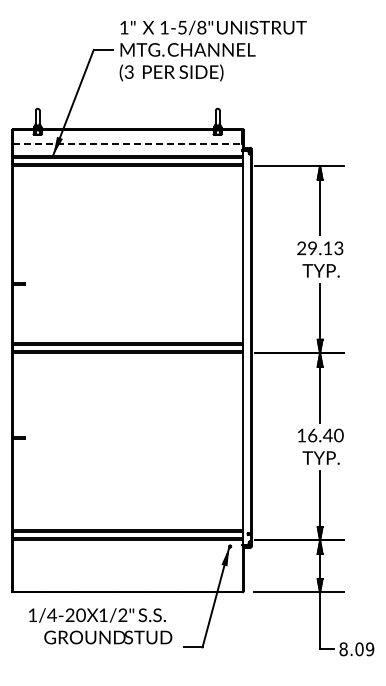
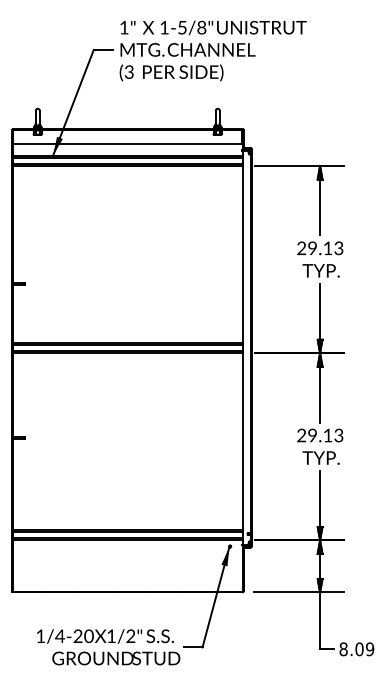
line: dashed -> solid (128, 144)
text: 16.40 -> 29.13 (320, 435)
text position: (100, 626) -> (108, 647) (108, 647)
